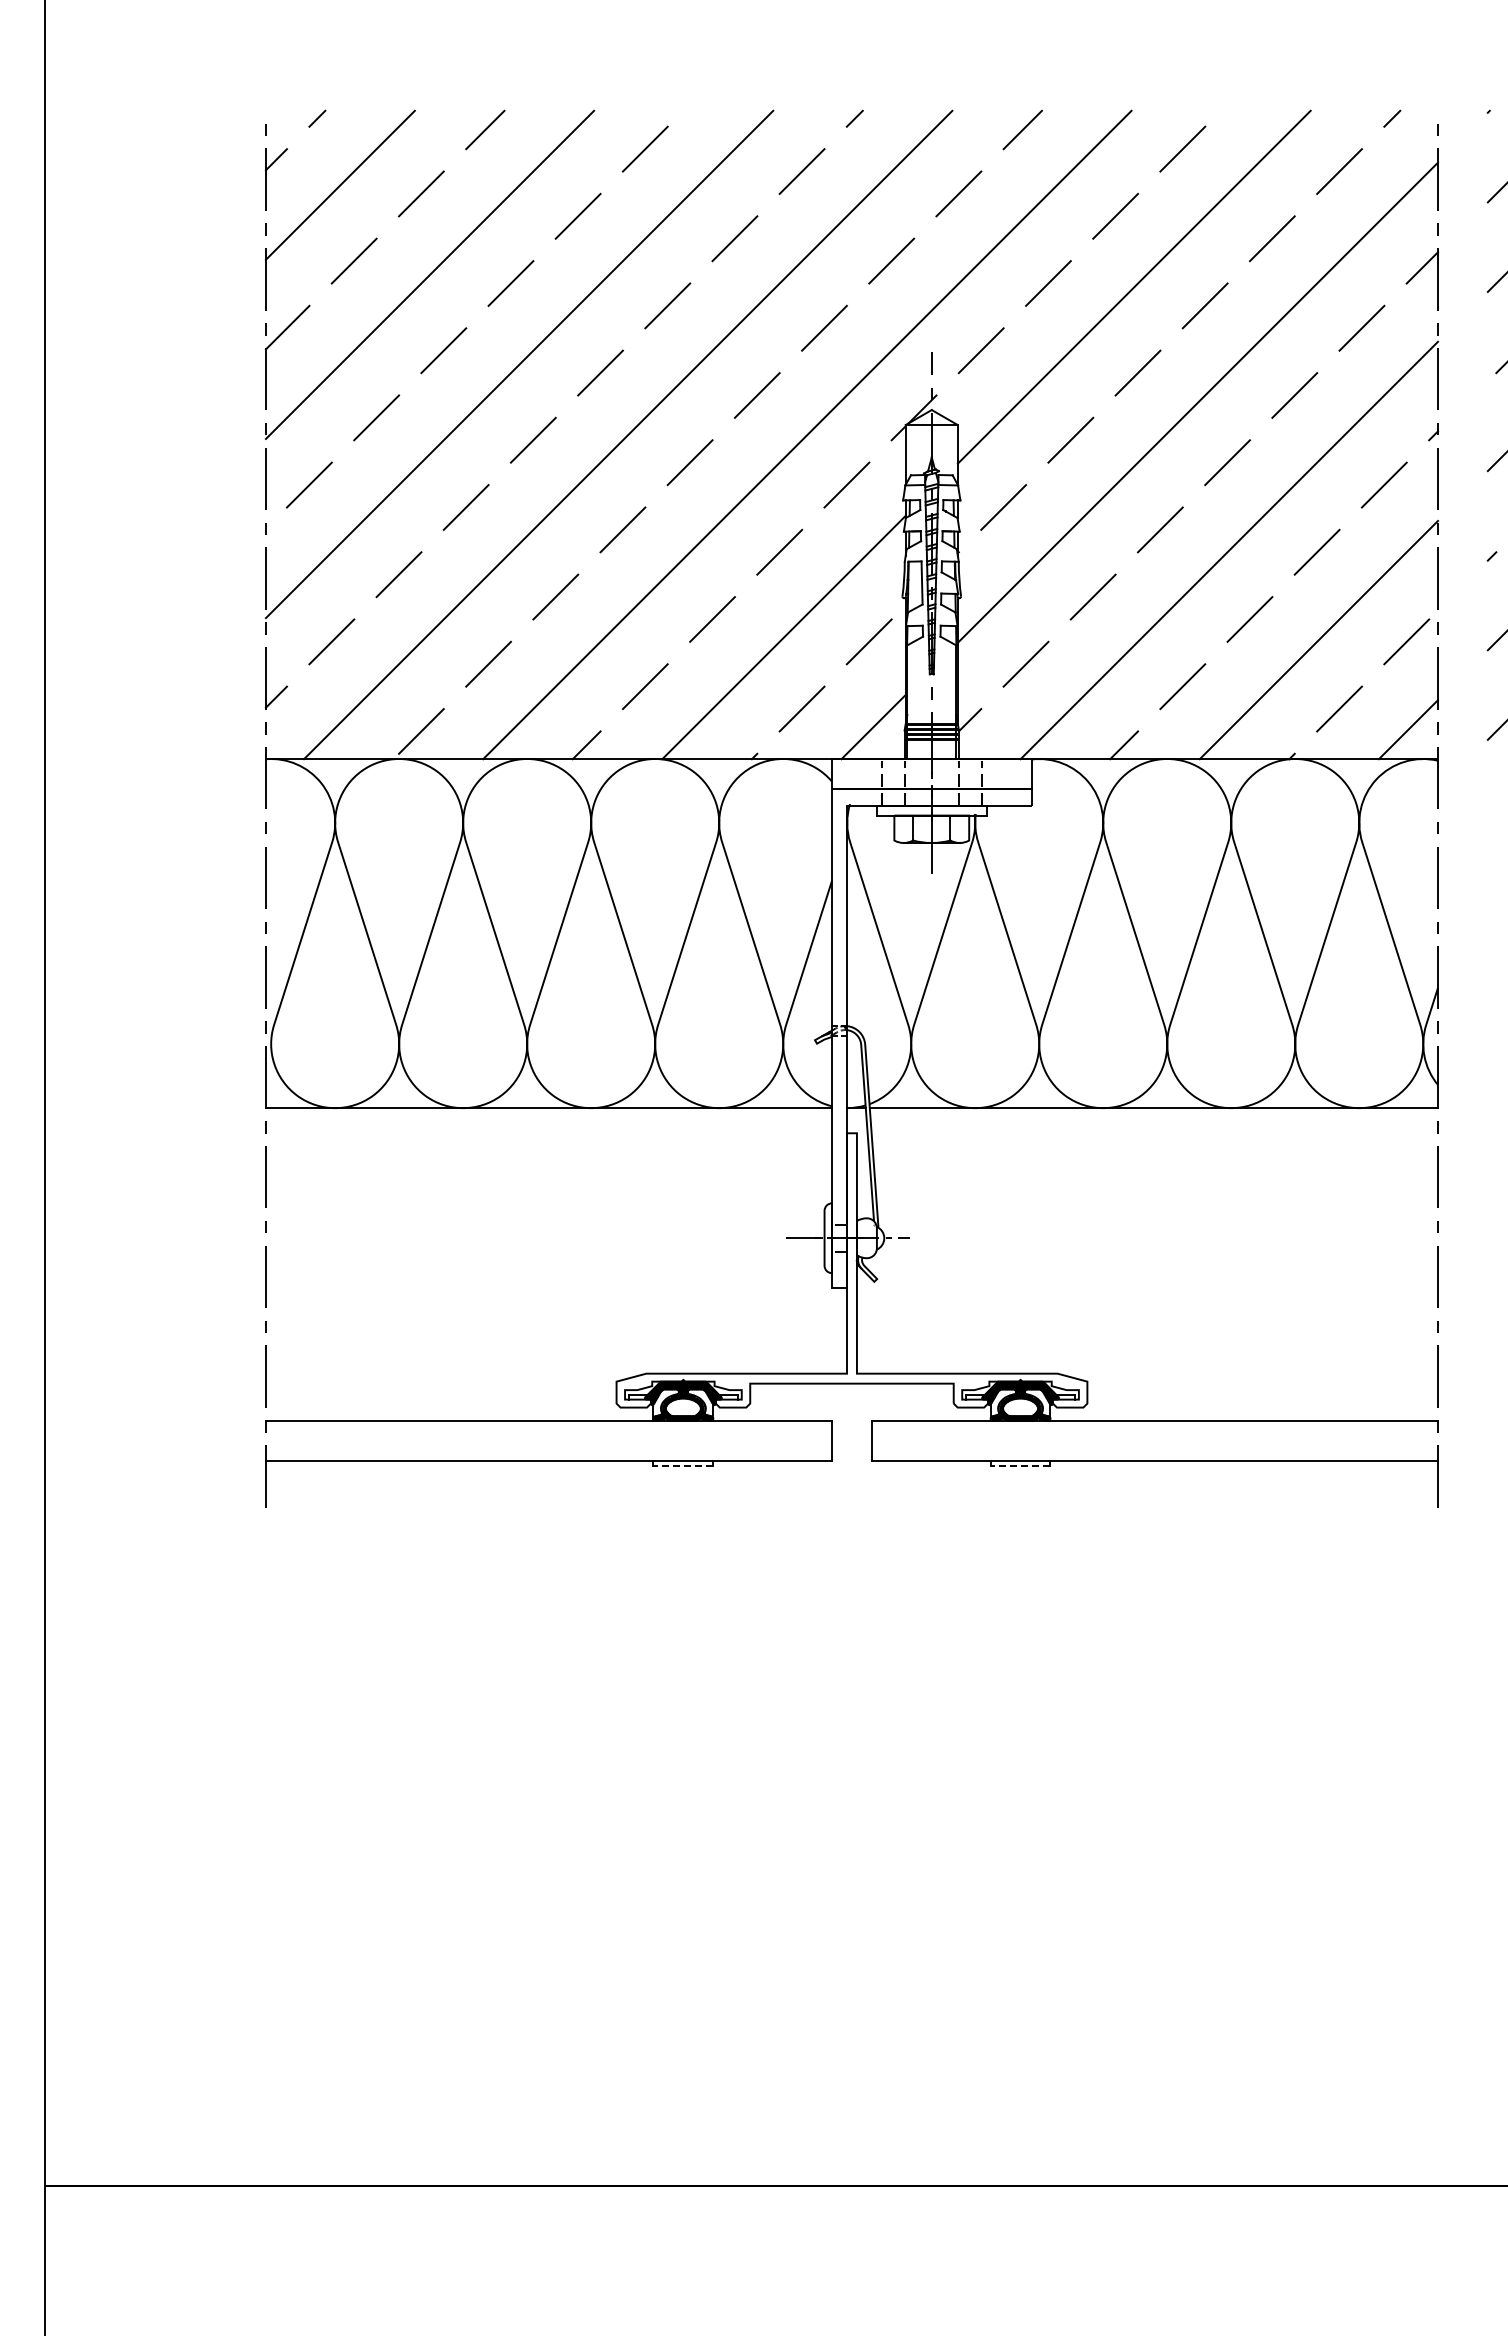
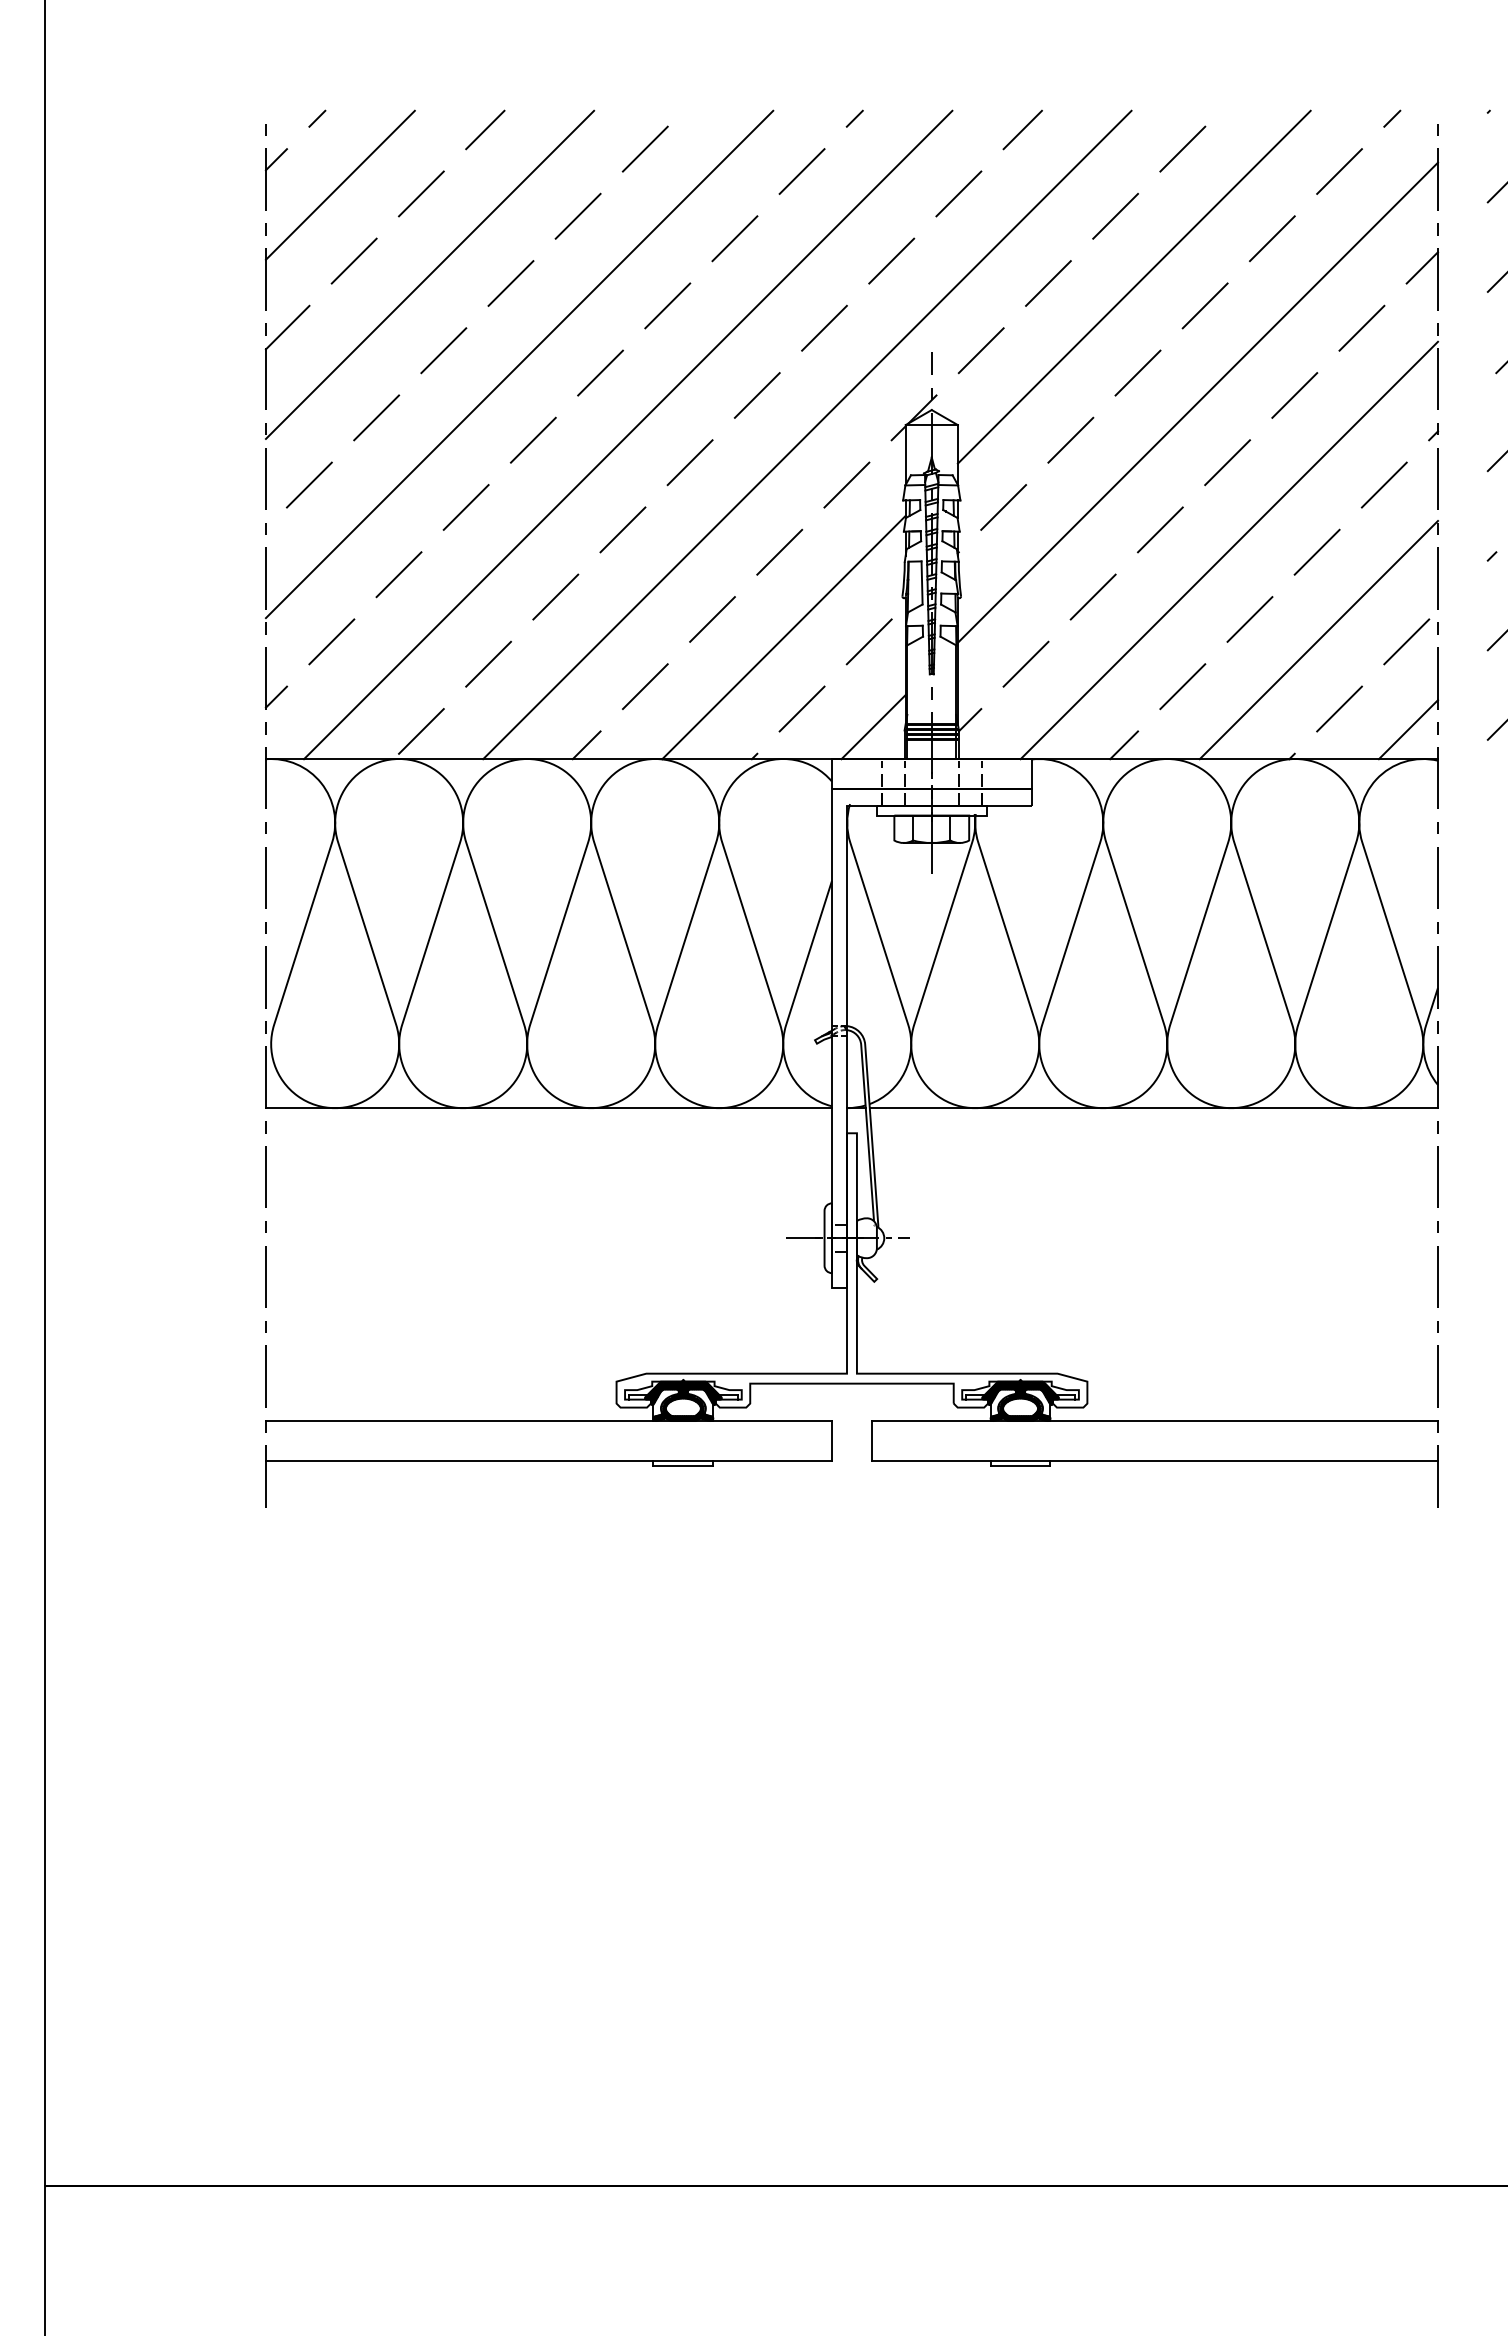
line: dashed -> solid (683, 1465)
line: dashed -> solid (1020, 1465)
